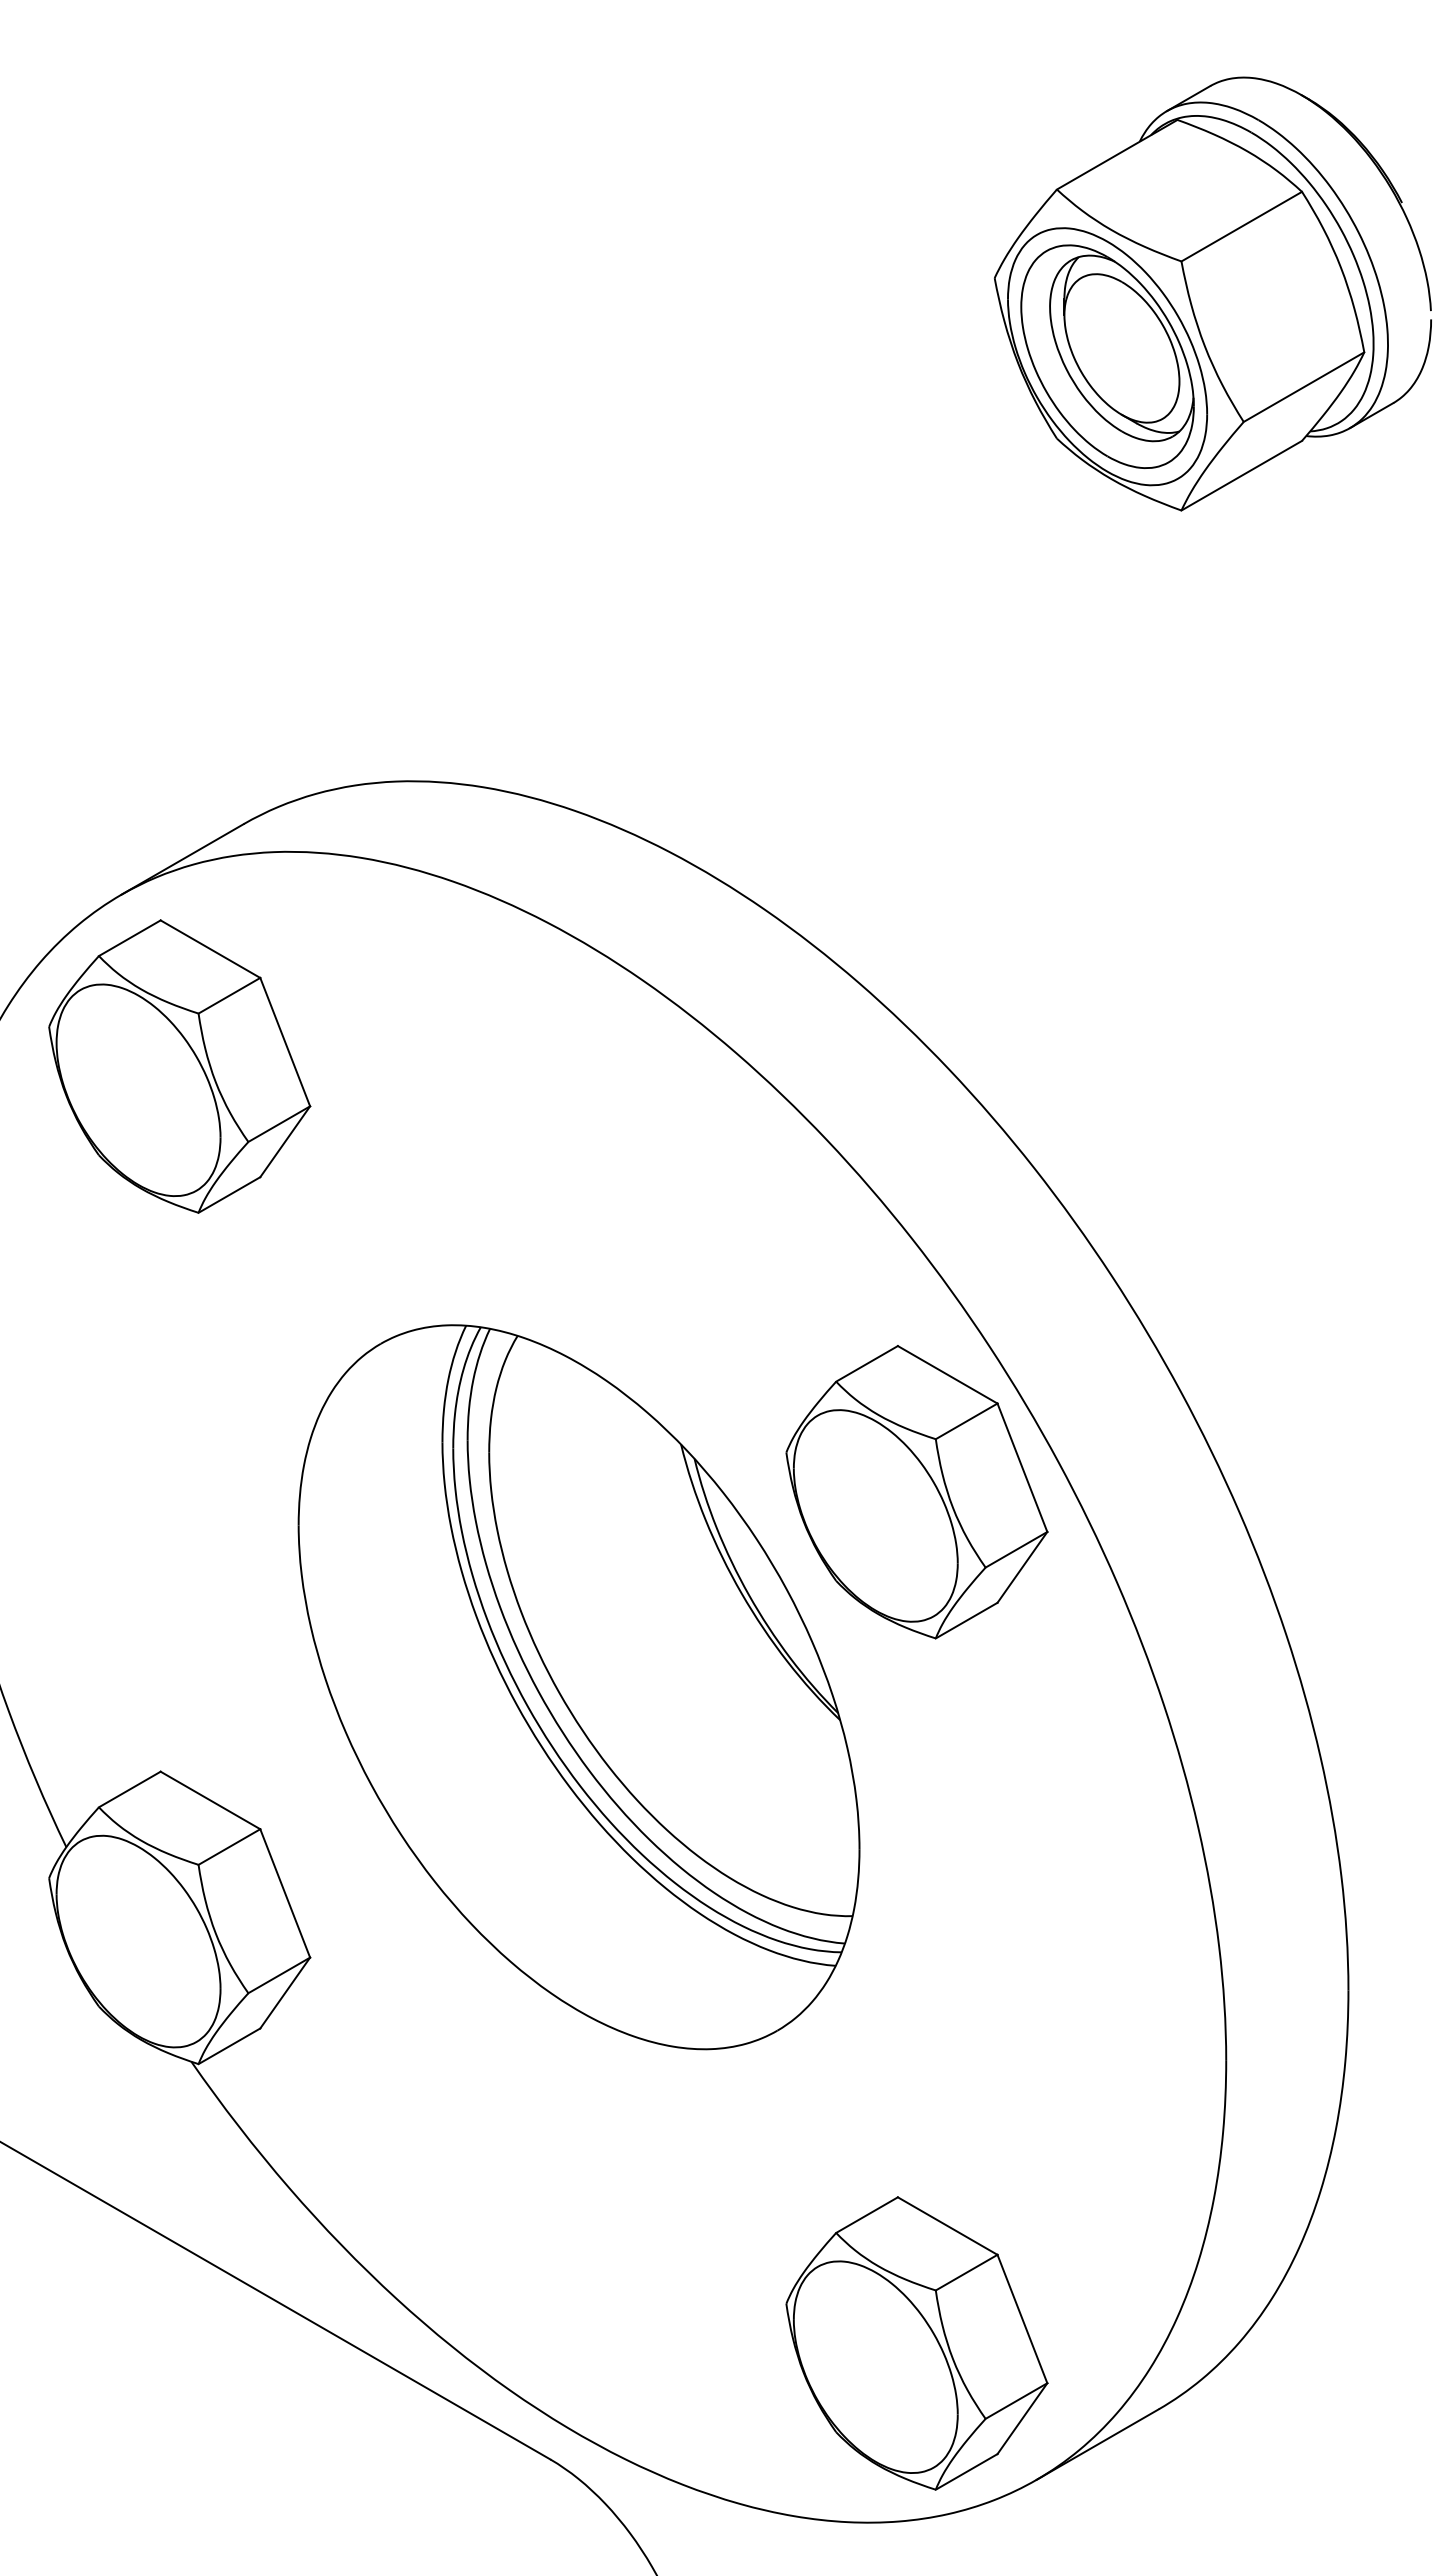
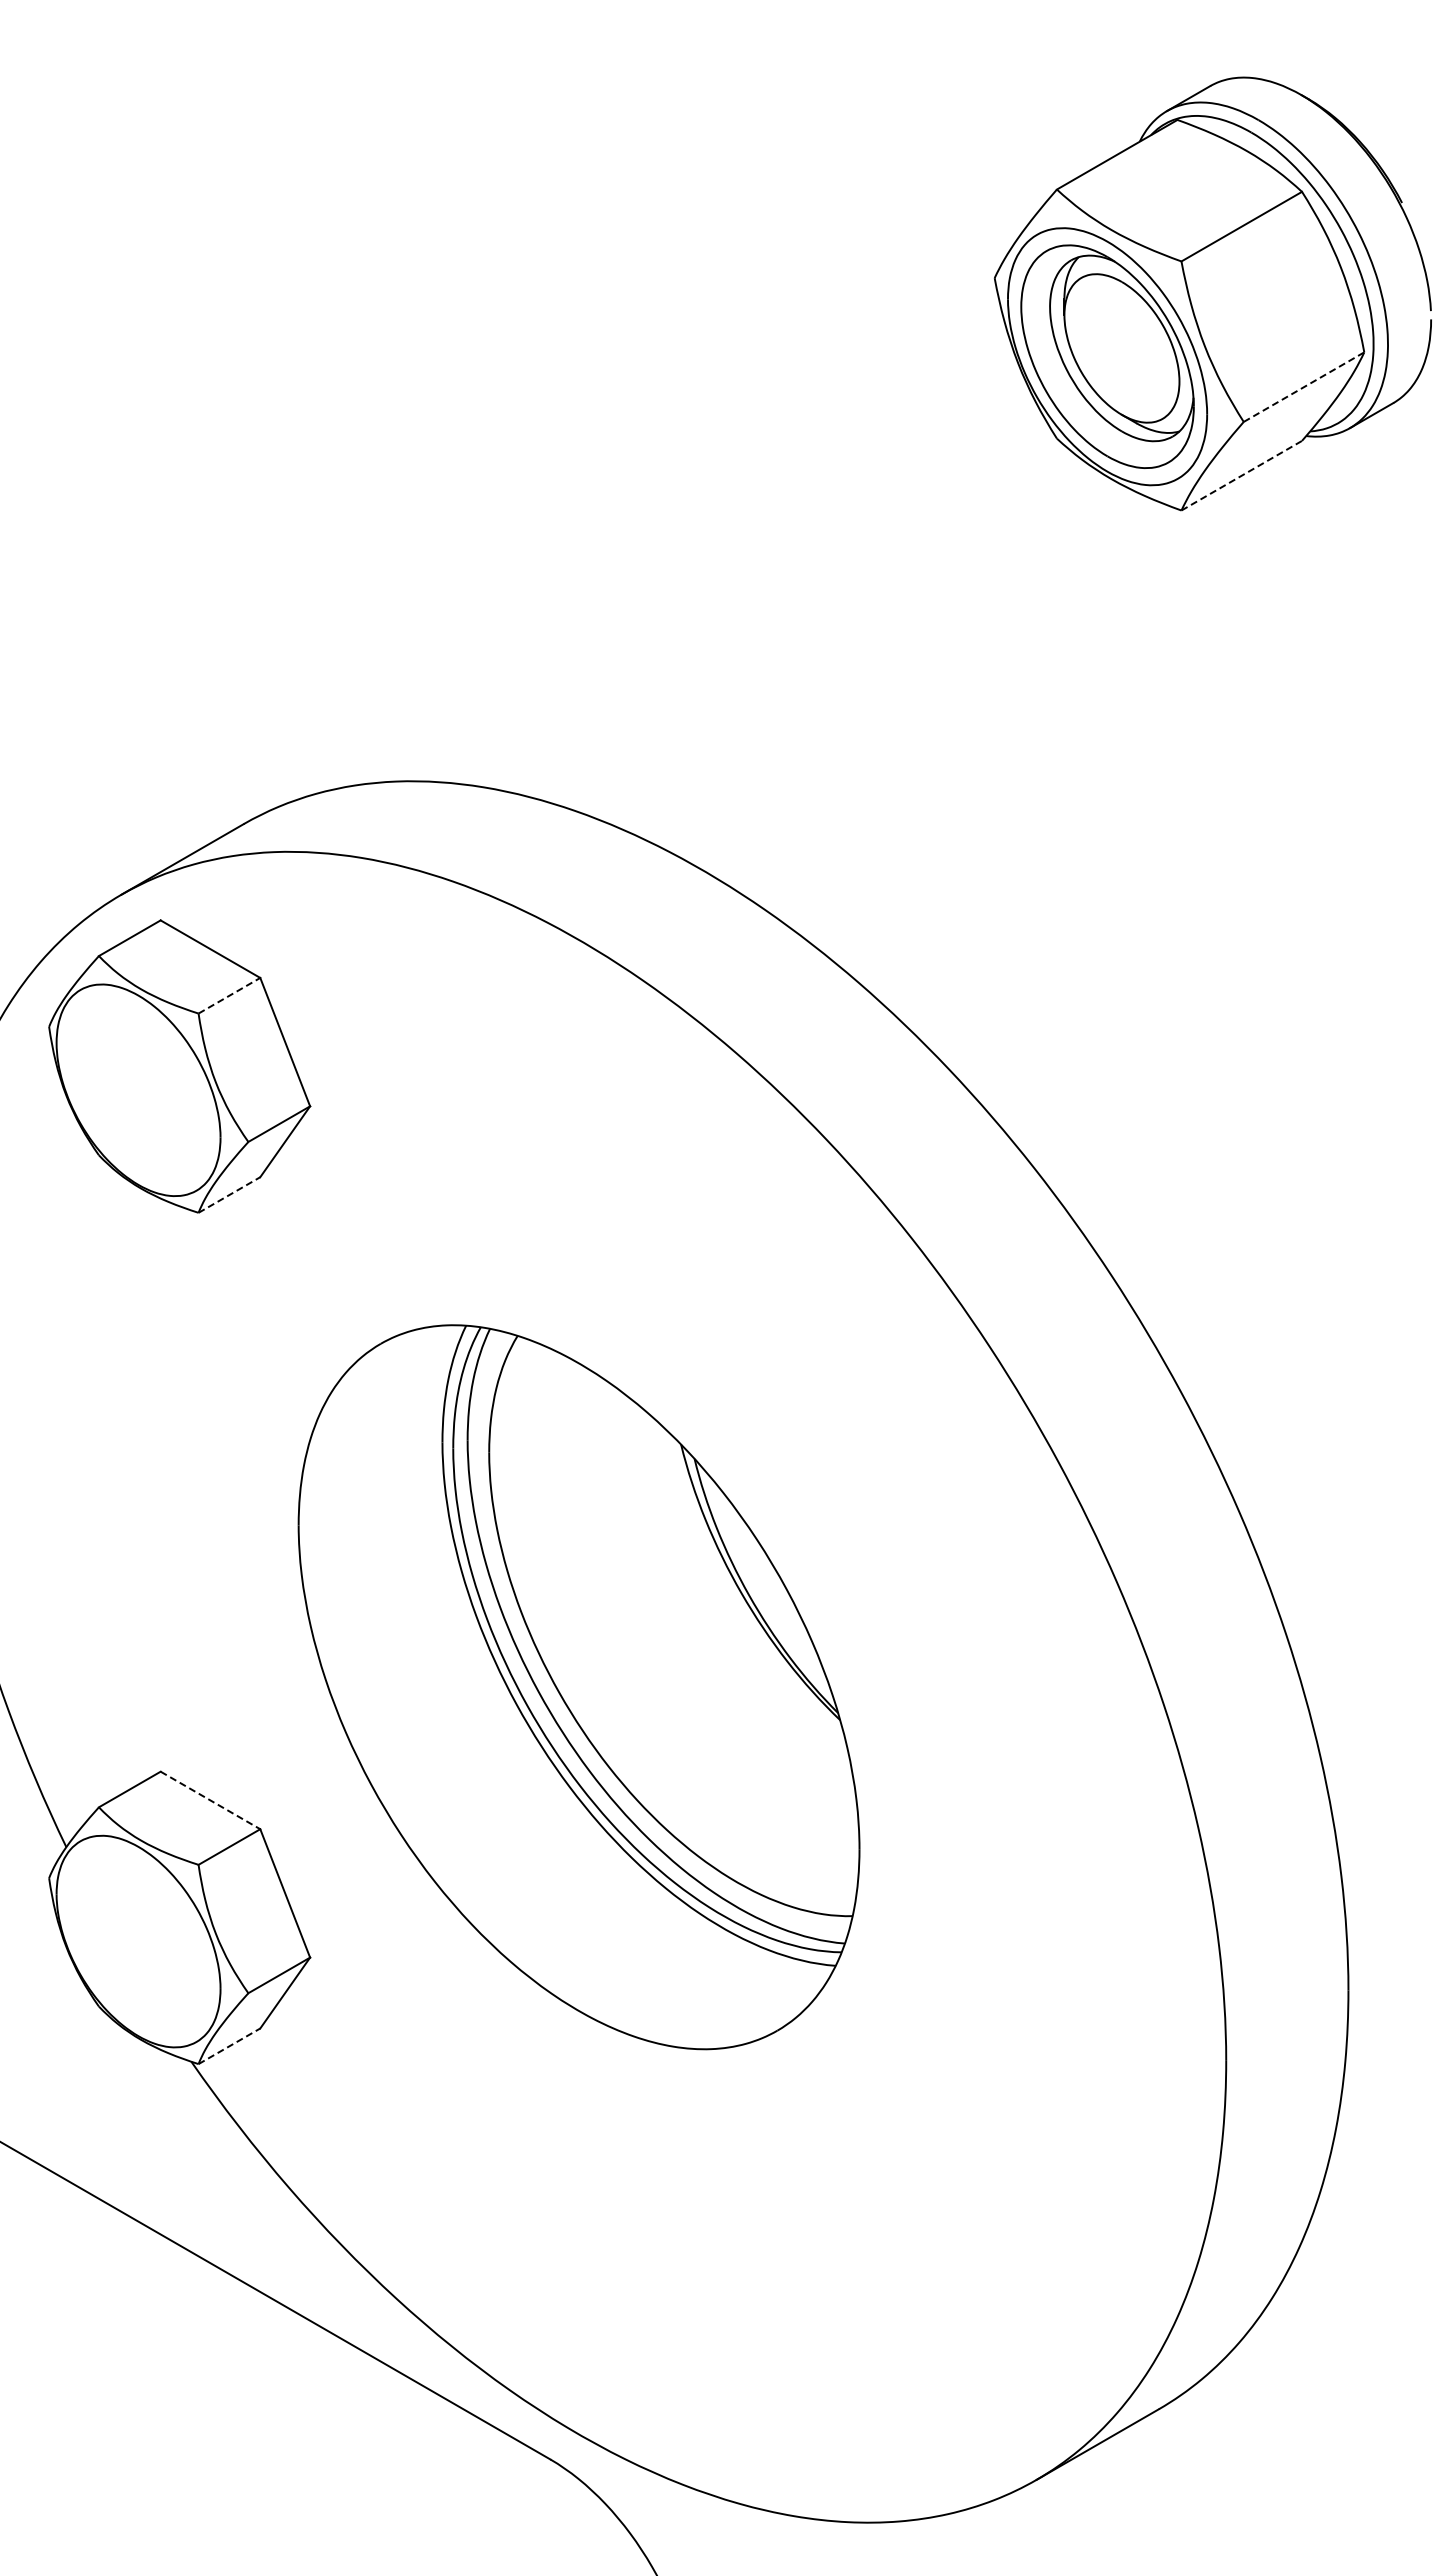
line: solid -> dashed (1304, 387)
line: solid -> dashed (1241, 475)
line: solid -> dashed (229, 995)
line: solid -> dashed (229, 1195)
part: present -> none (916, 1492)
line: solid -> dashed (210, 1800)
line: solid -> dashed (229, 2046)
part: present -> none (916, 2343)
